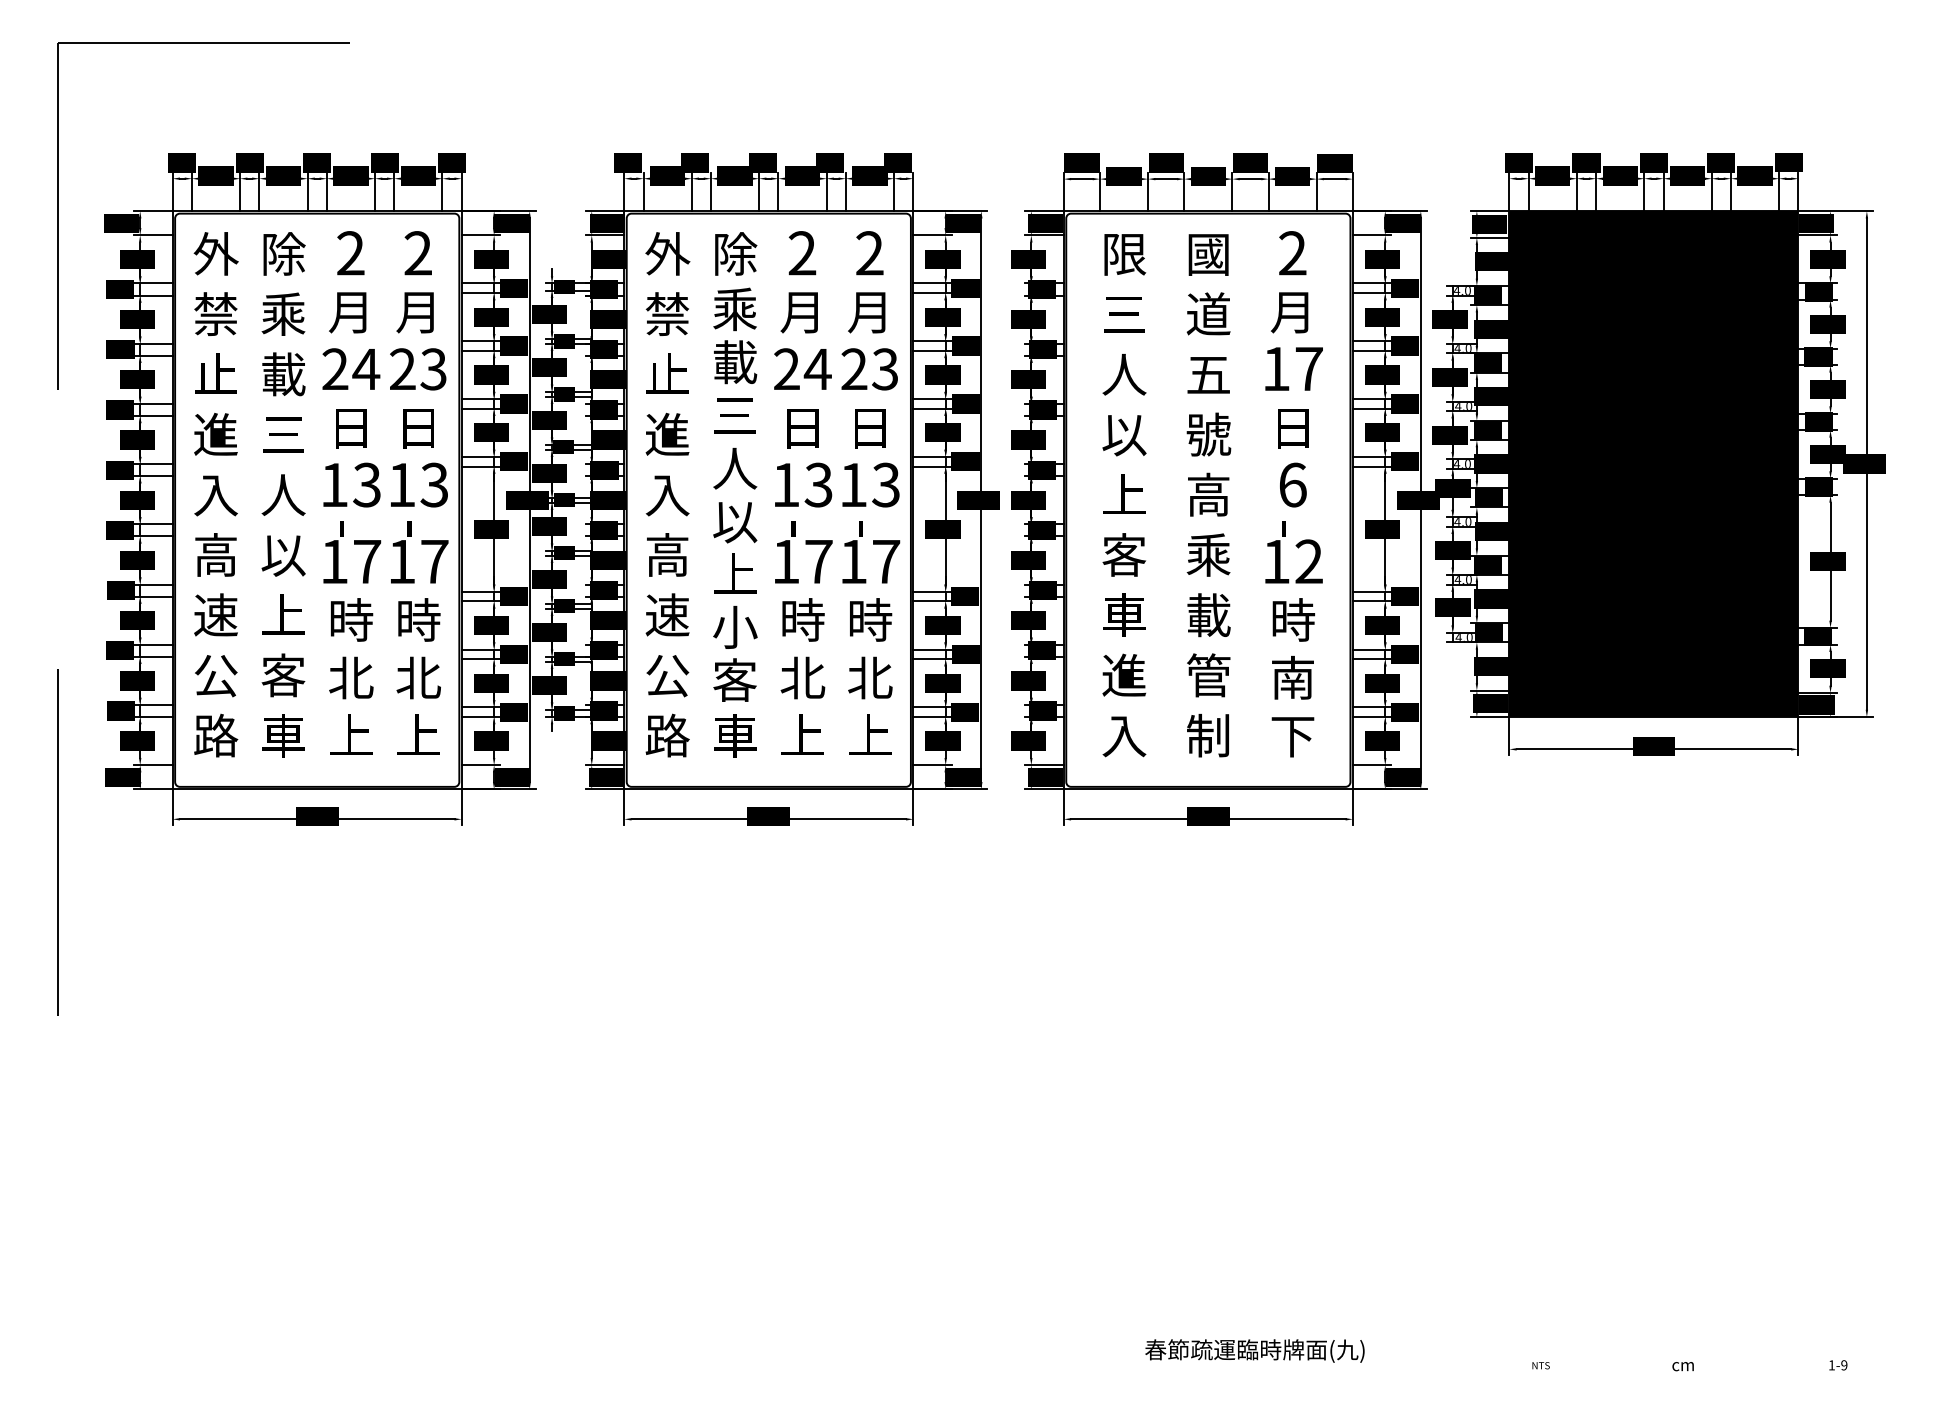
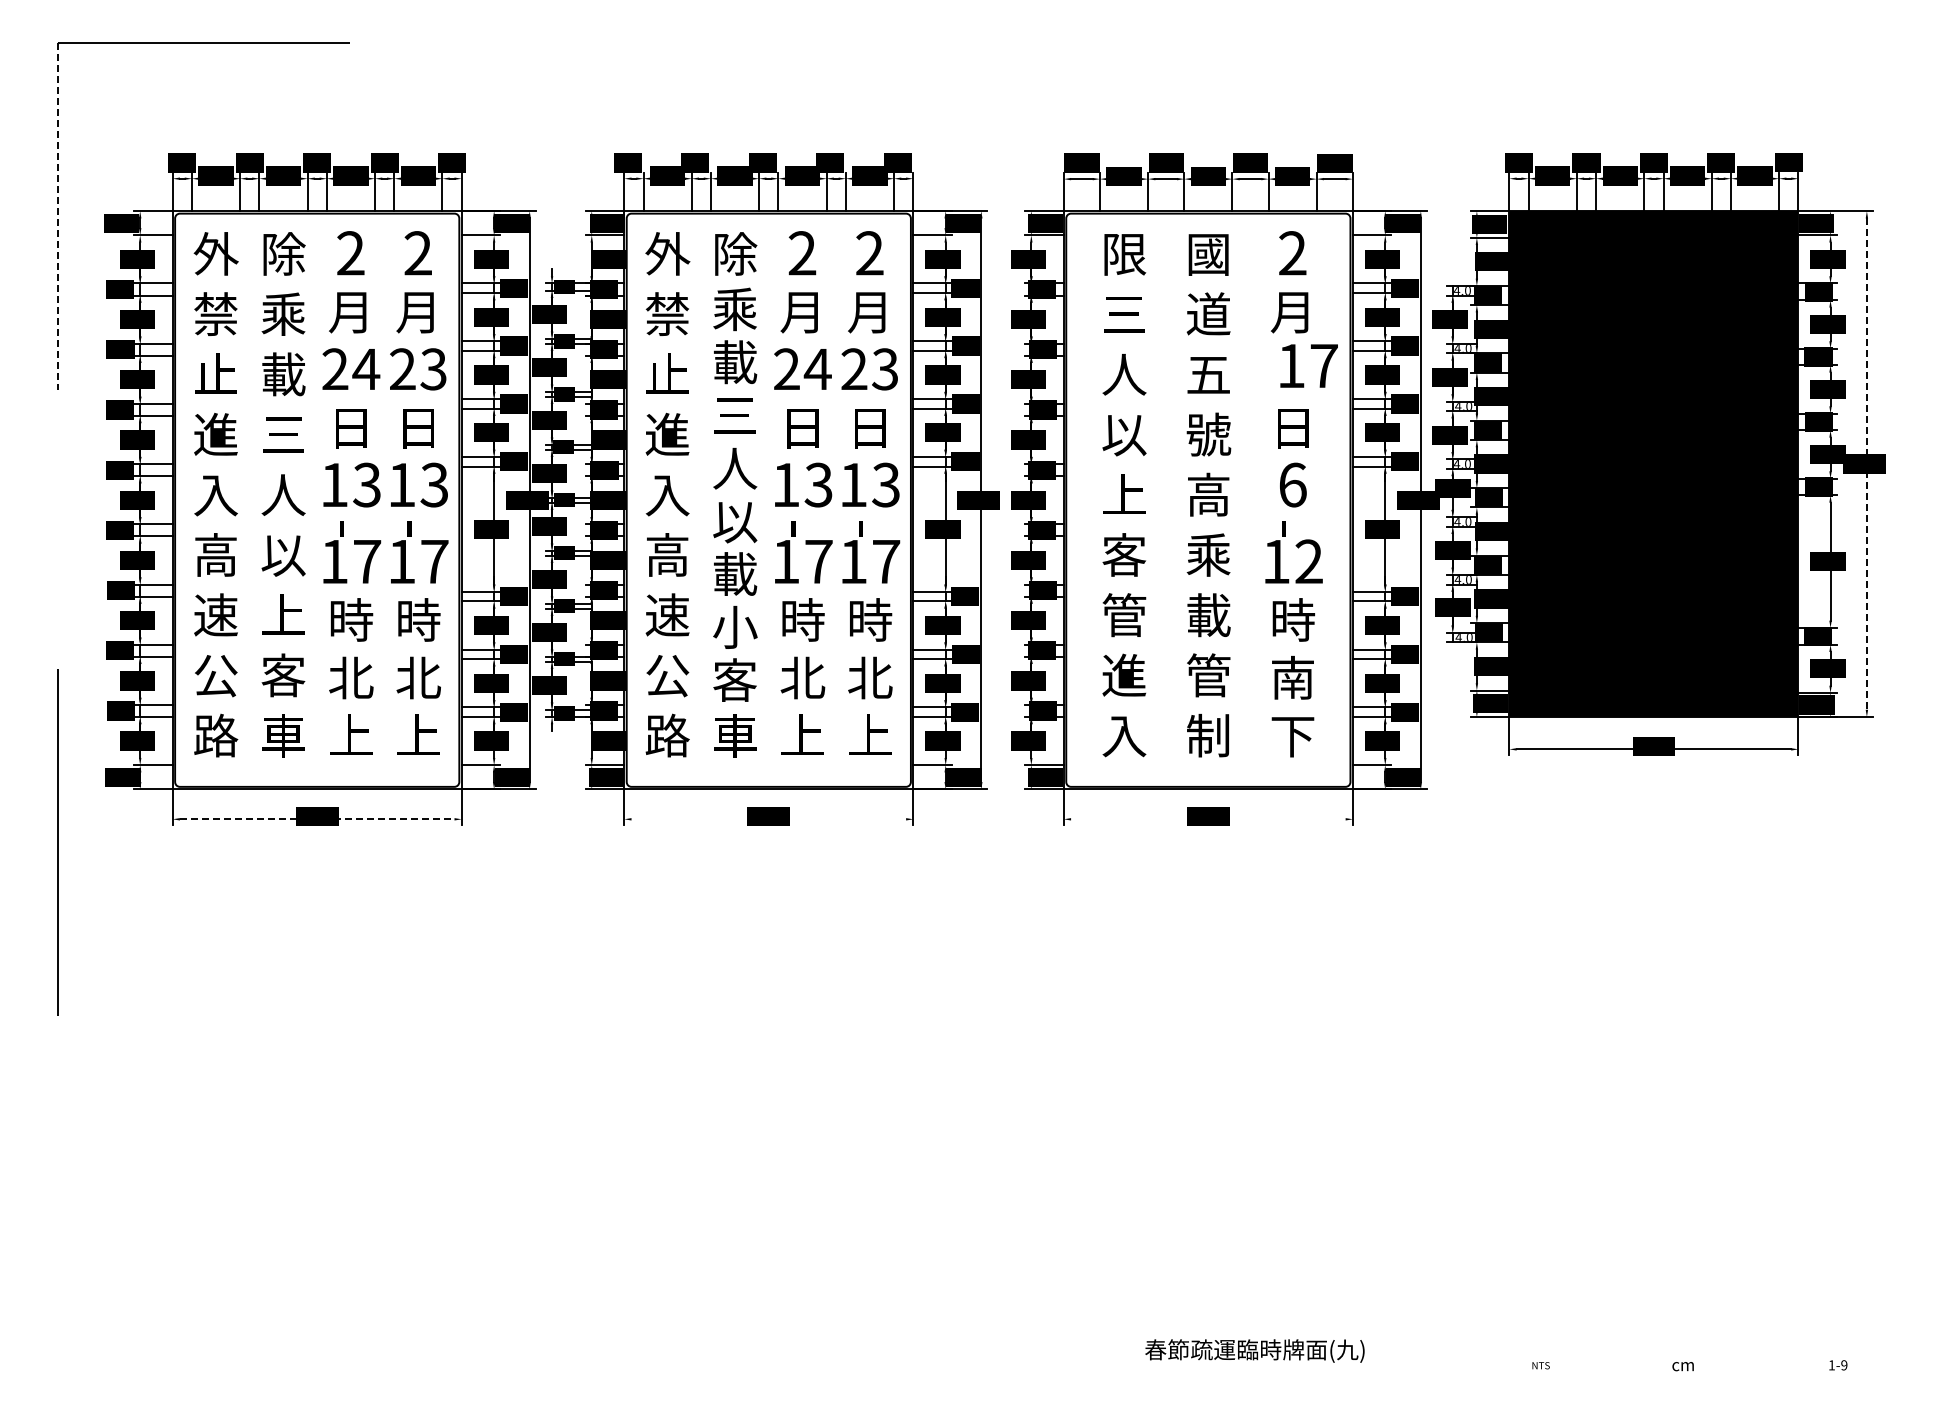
line: solid -> dashed (58, 216)
text position: (1293, 368) -> (1308, 365) (1308, 365)
line: solid -> dashed (1866, 464)
text: 上 -> 載 (735, 573)
text: 車 -> 管 (1124, 615)
line: solid -> dashed (317, 819)
line: present -> none (768, 819)
line: present -> none (1208, 819)
